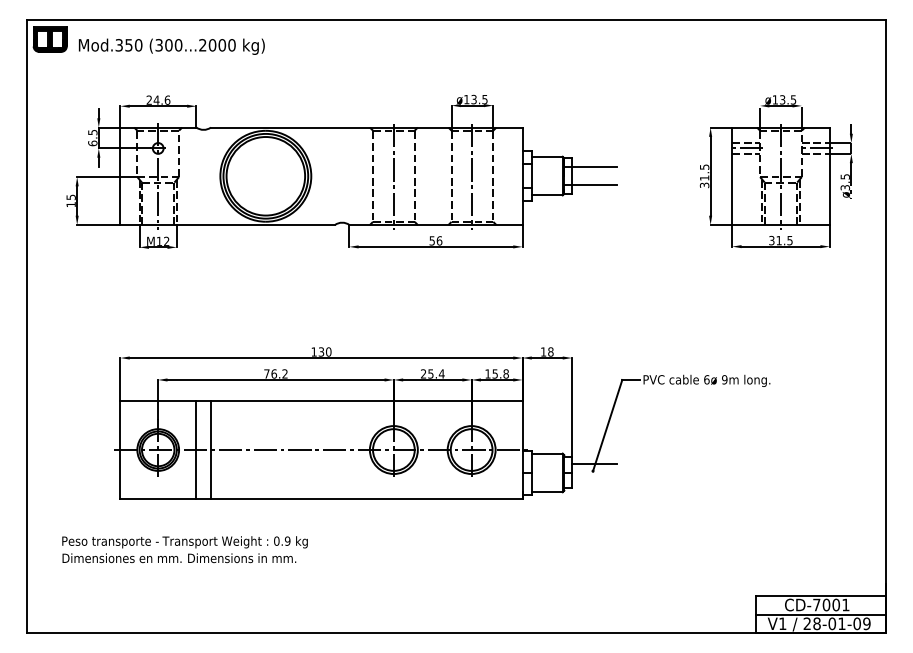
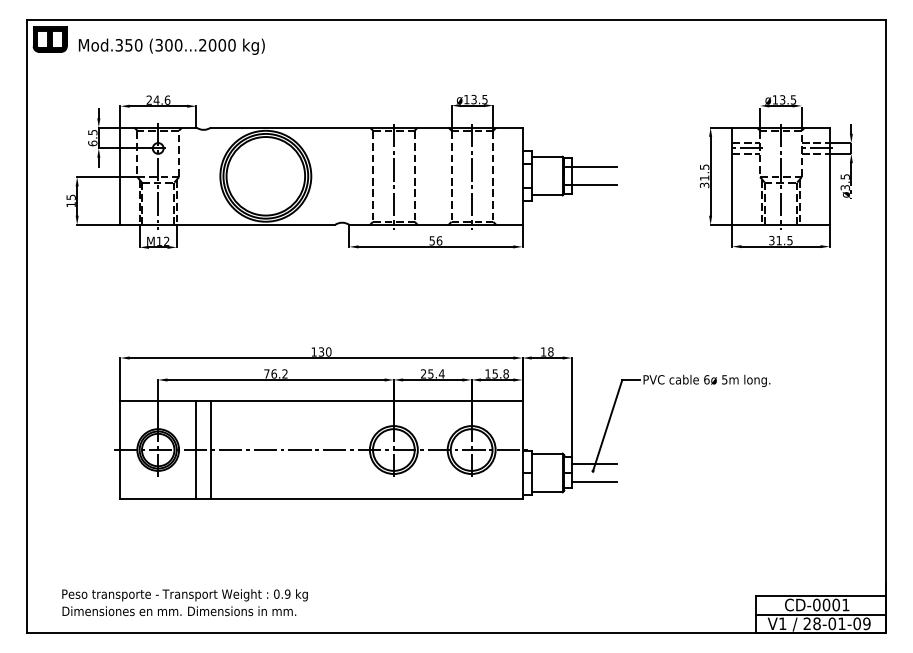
text: 9m -> 5m (724, 379)
line: none -> present (594, 482)
text position: (184, 549) -> (184, 602) (184, 602)
text: CD-7001 -> CD-0001 (816, 604)
